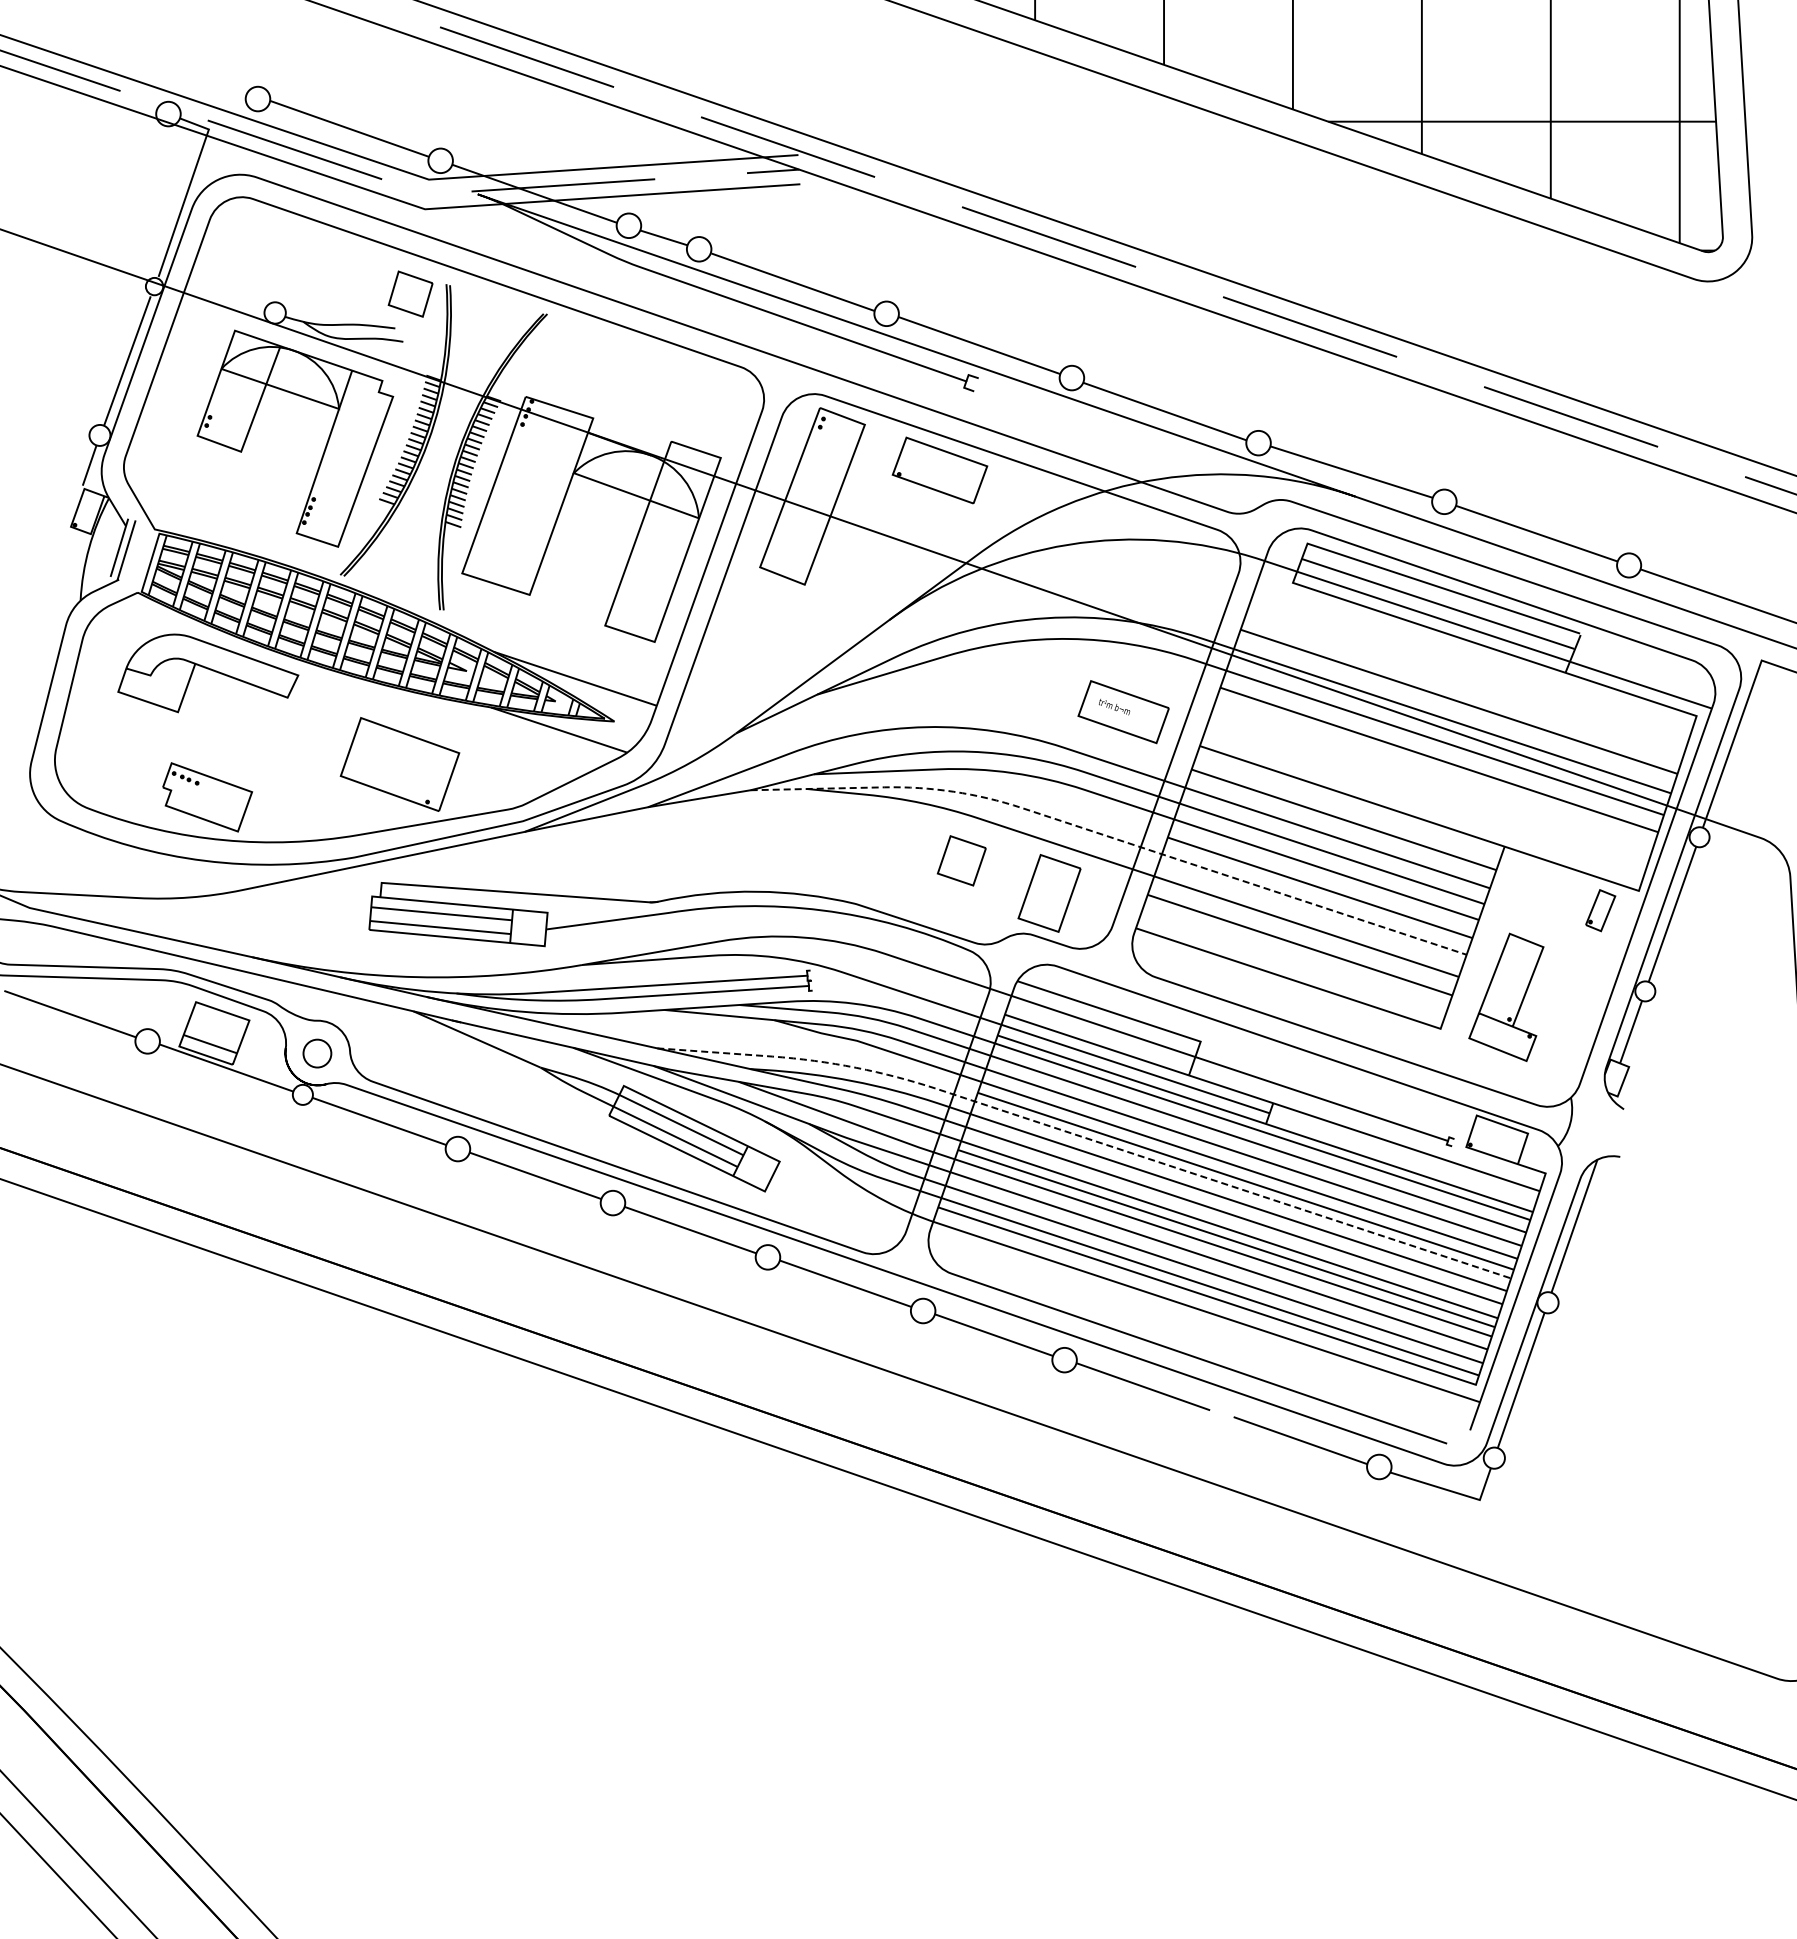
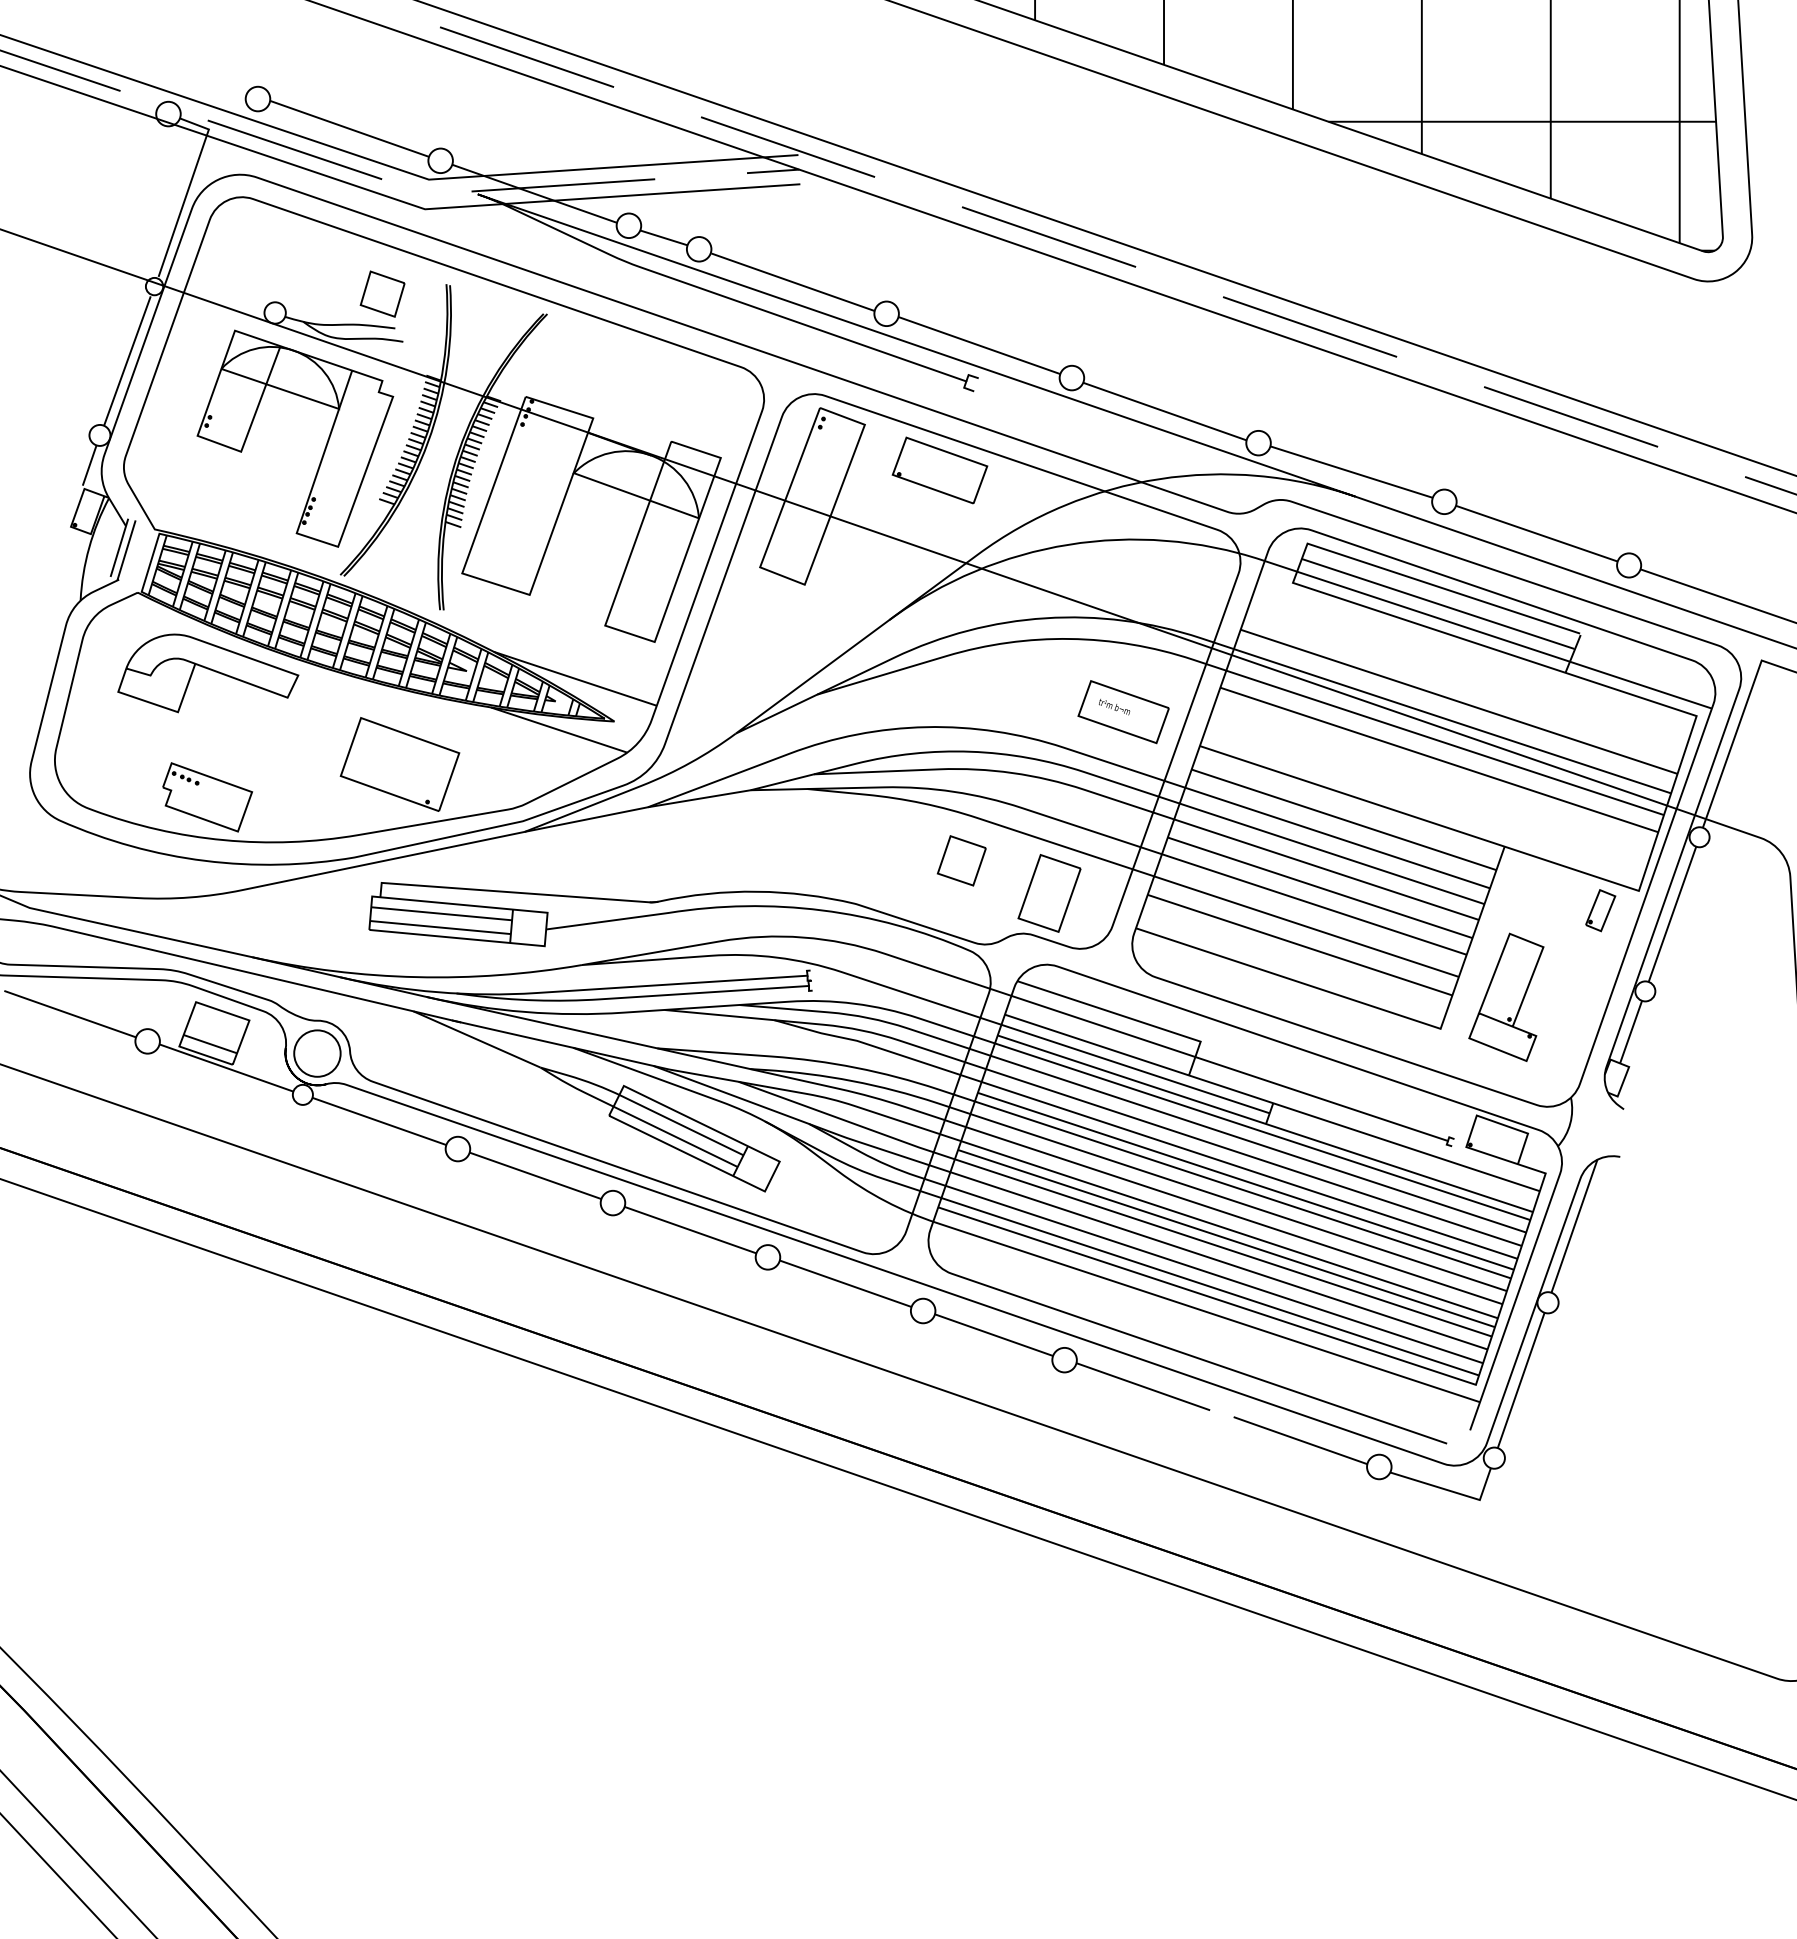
part position: (410, 293) -> (382, 293) (382, 293)
line: dashed -> solid (1108, 836)
circle diameter: 28 px -> 46 px (317, 1053)
line: dashed -> solid (1082, 1136)
